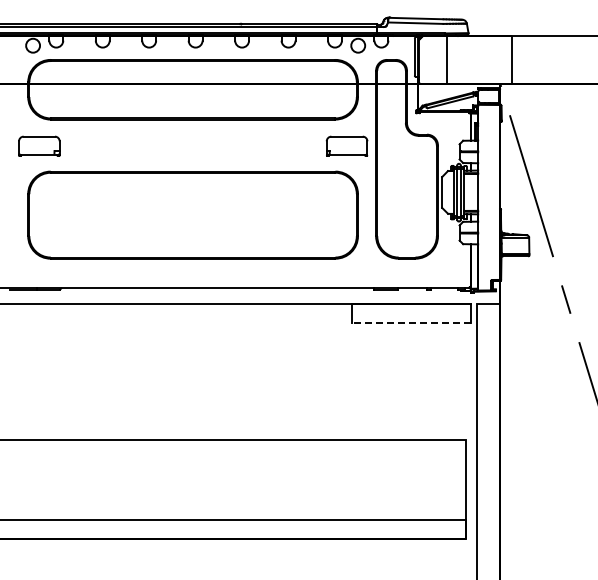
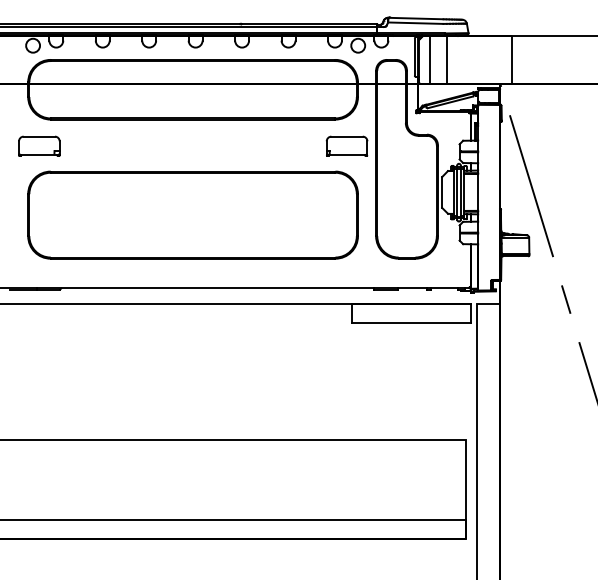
line: none -> present (430, 59)
line: dashed -> solid (410, 323)
